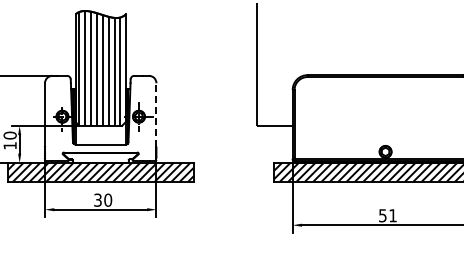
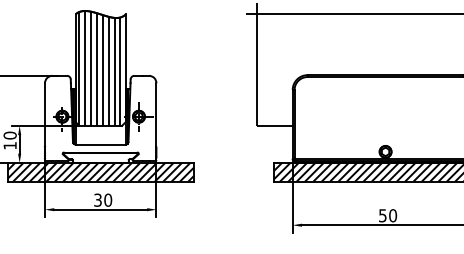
line: none -> present (353, 14)
line: dashed -> solid (156, 114)
text: 51 -> 50 (393, 215)
